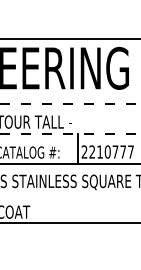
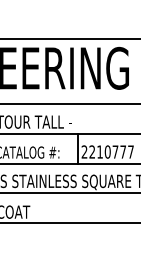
line: dashed -> solid (70, 103)
line: dashed -> solid (70, 133)
line: none -> present (69, 193)
